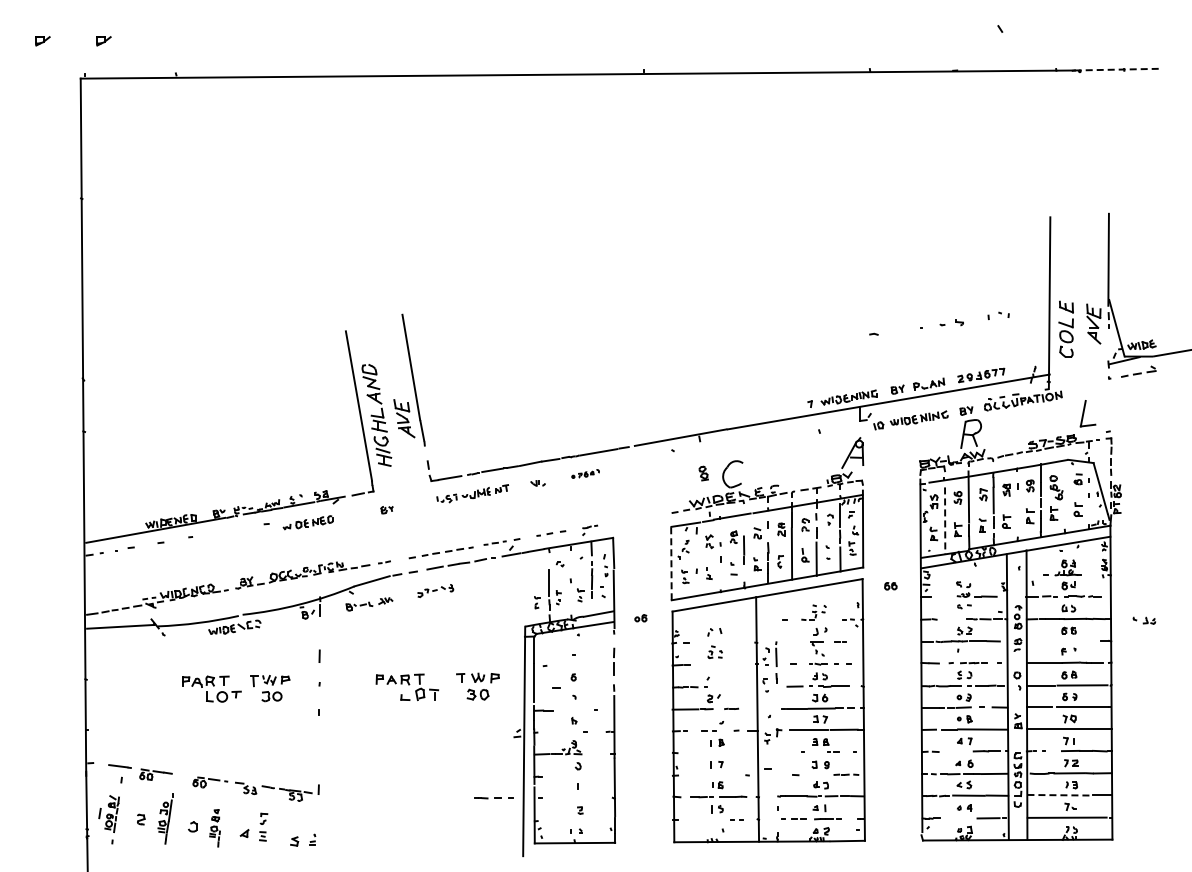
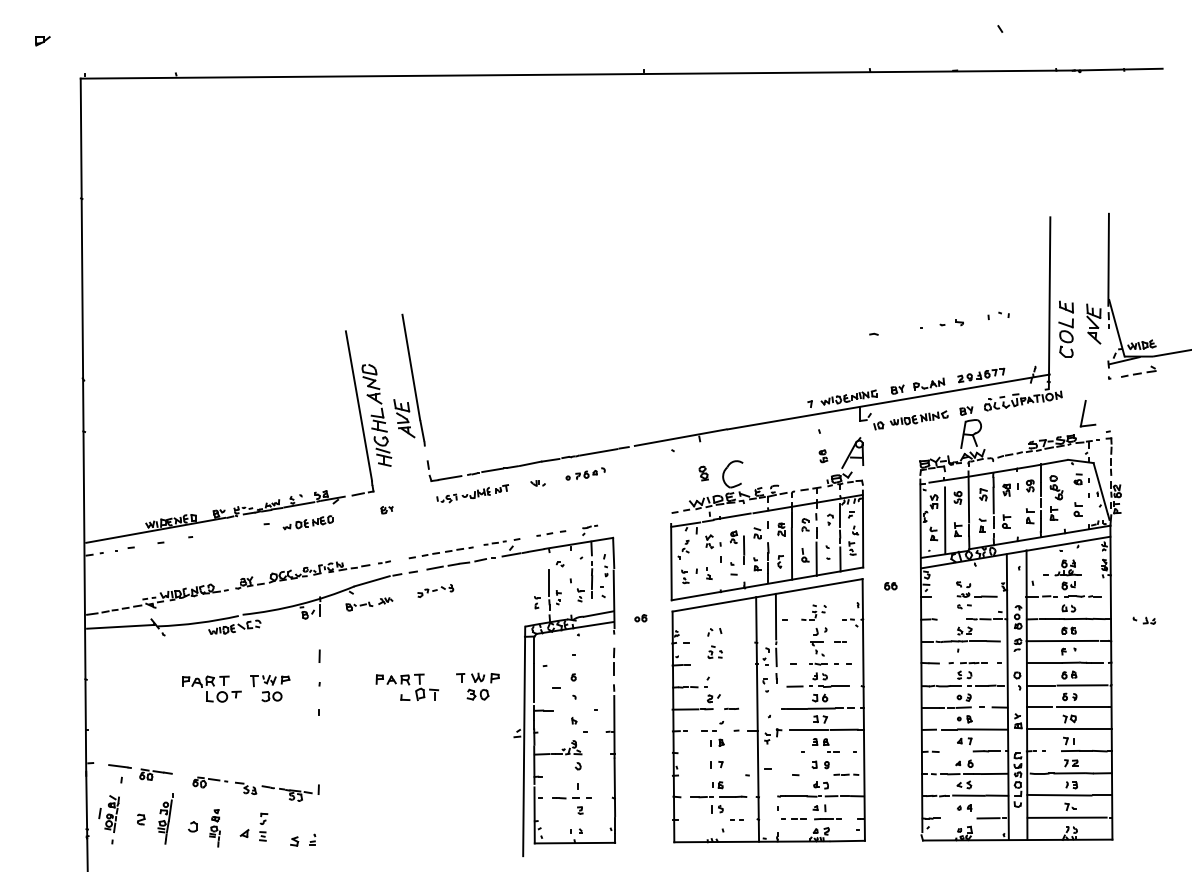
part: present -> none (103, 41)
line: dashed -> solid (1118, 69)
part: none -> present (823, 456)
part size: 29x10 px -> 41x14 px (585, 473)
line: dashed -> solid (945, 521)
line: dashed -> solid (671, 561)
line: none -> present (775, 616)
line: none -> present (1062, 640)
line: dashed -> solid (1059, 795)
part position: (493, 798) -> (571, 798) (571, 798)
